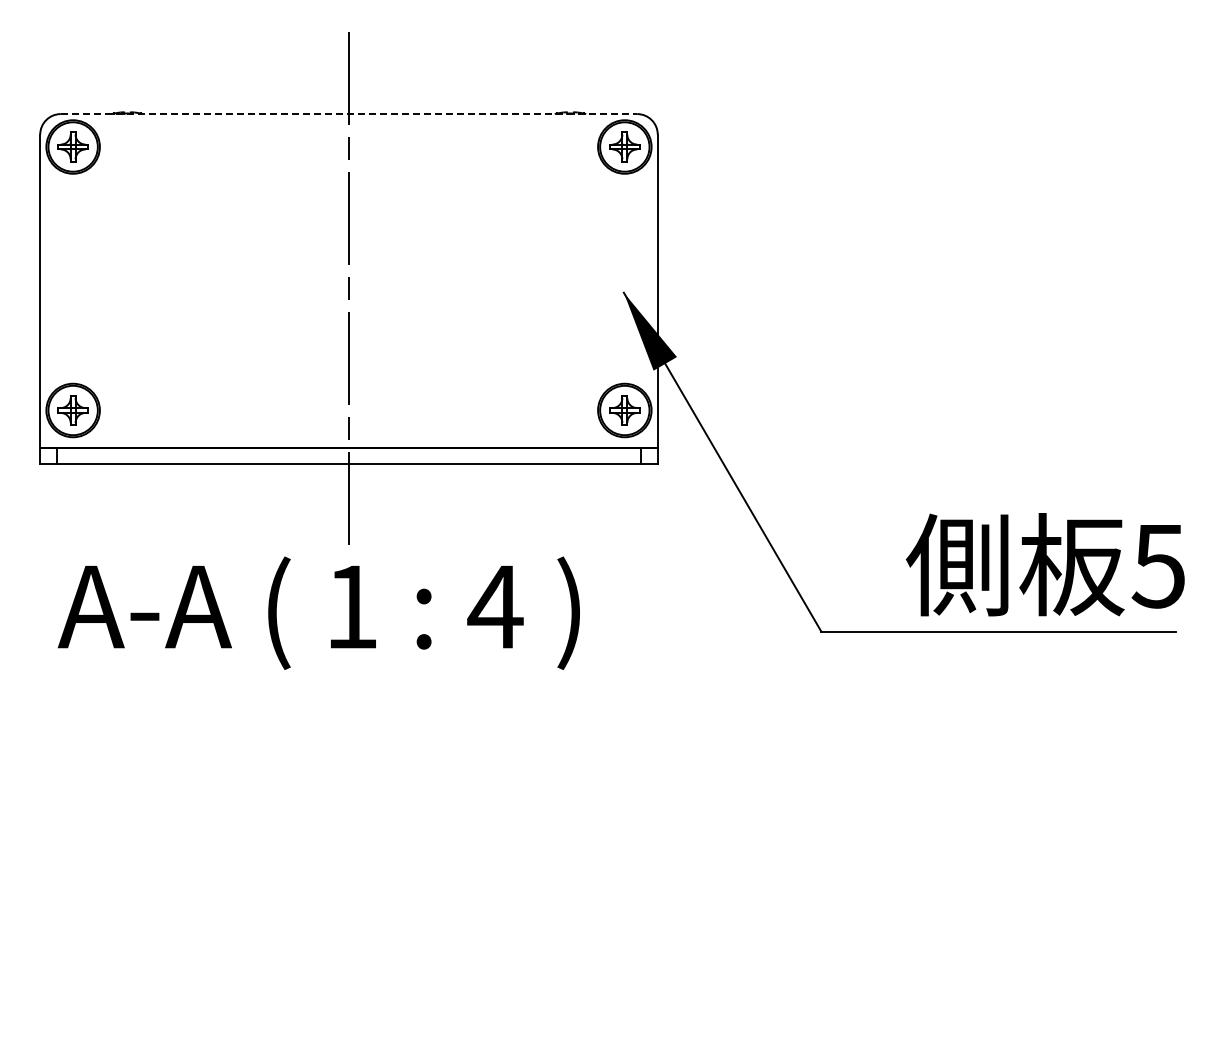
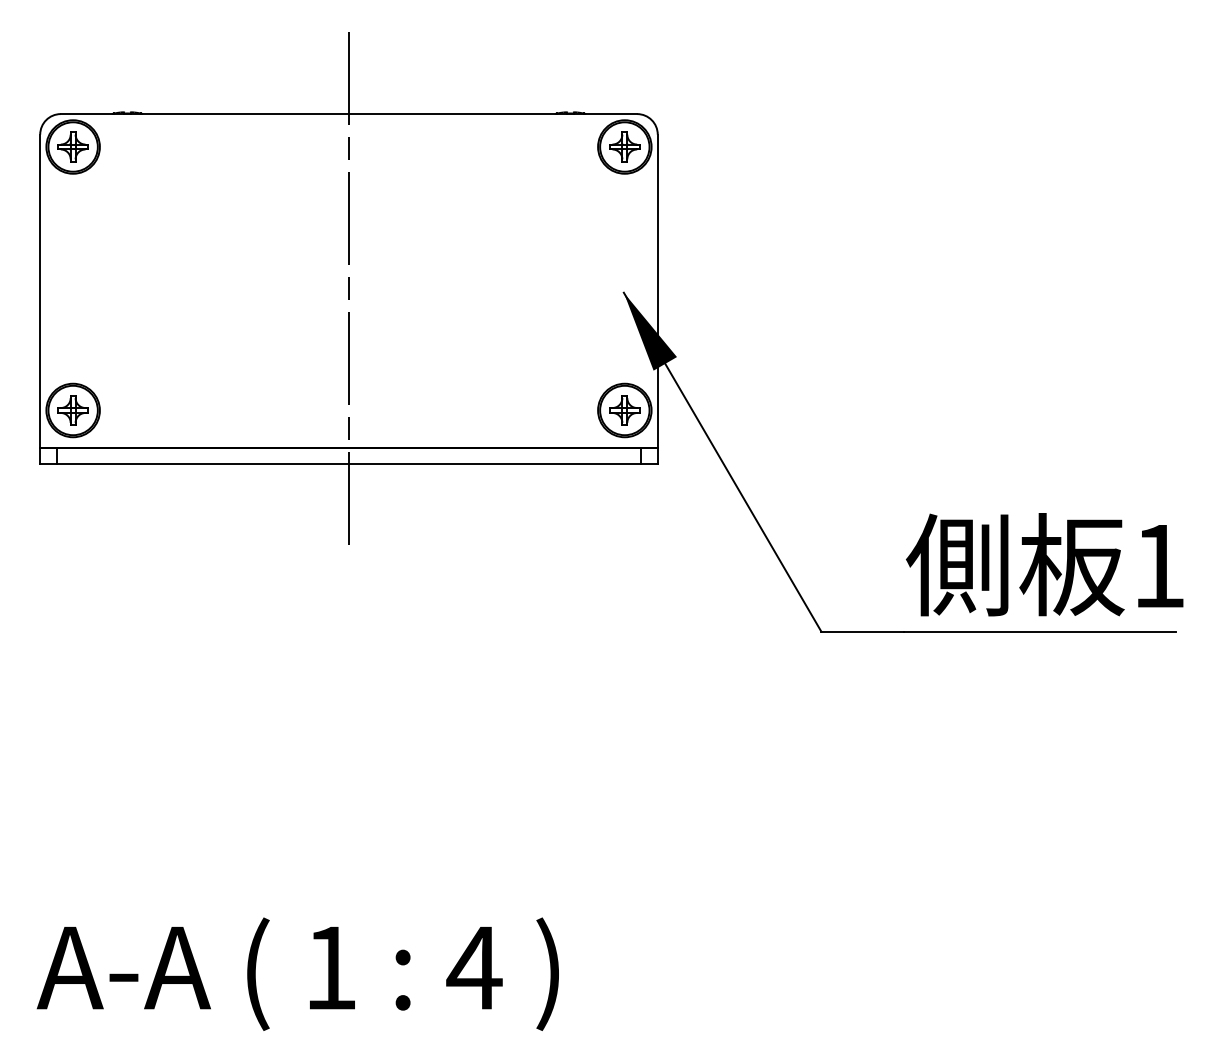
line: dashed -> solid (349, 114)
text: 5 -> 1 (1157, 566)
text position: (318, 612) -> (297, 973) (297, 973)
